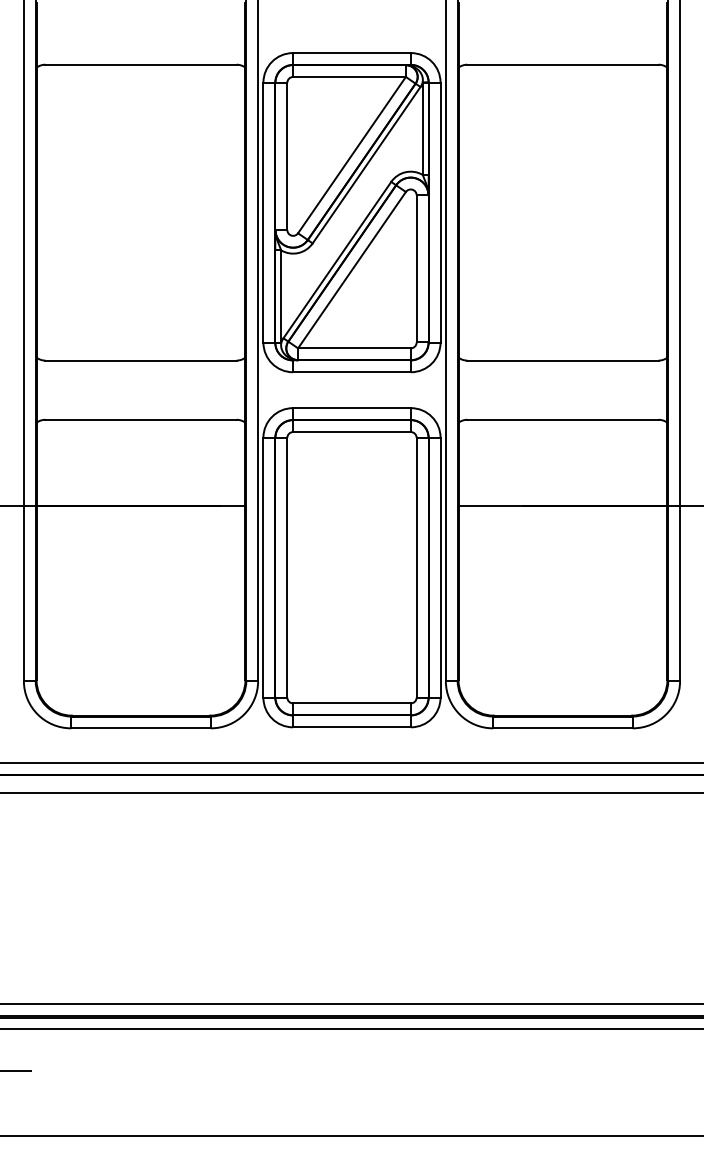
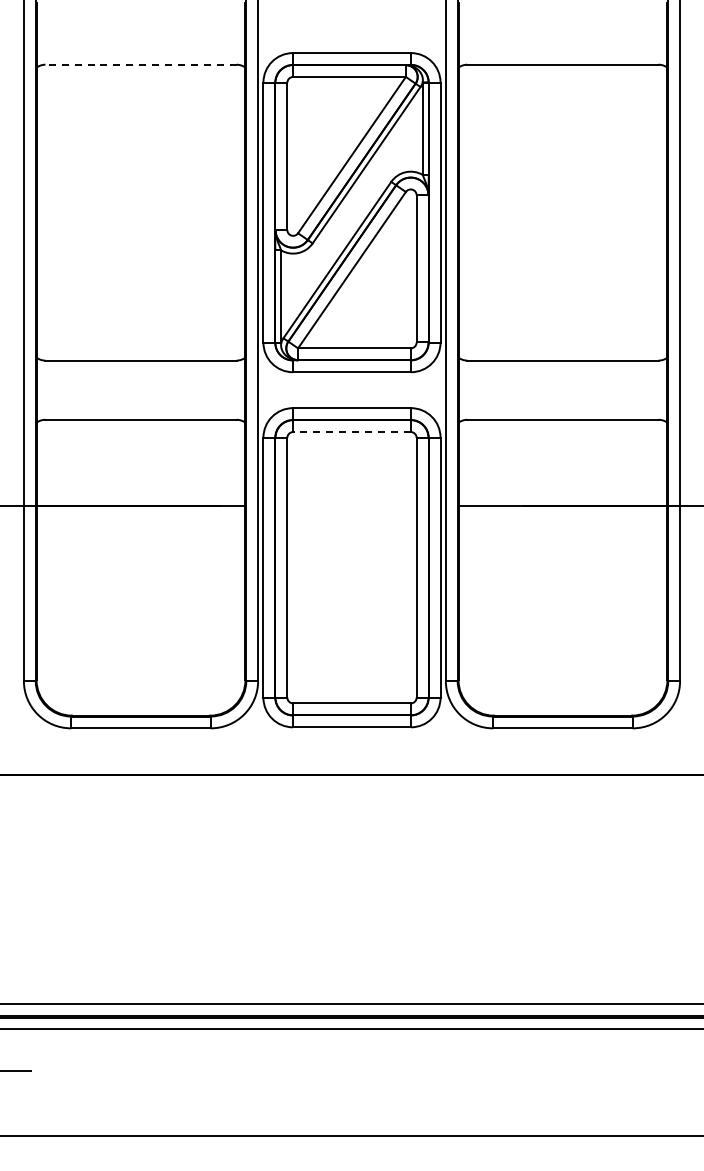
line: solid -> dashed (141, 64)
line: solid -> dashed (352, 432)
line: present -> none (351, 763)
line: present -> none (351, 792)
